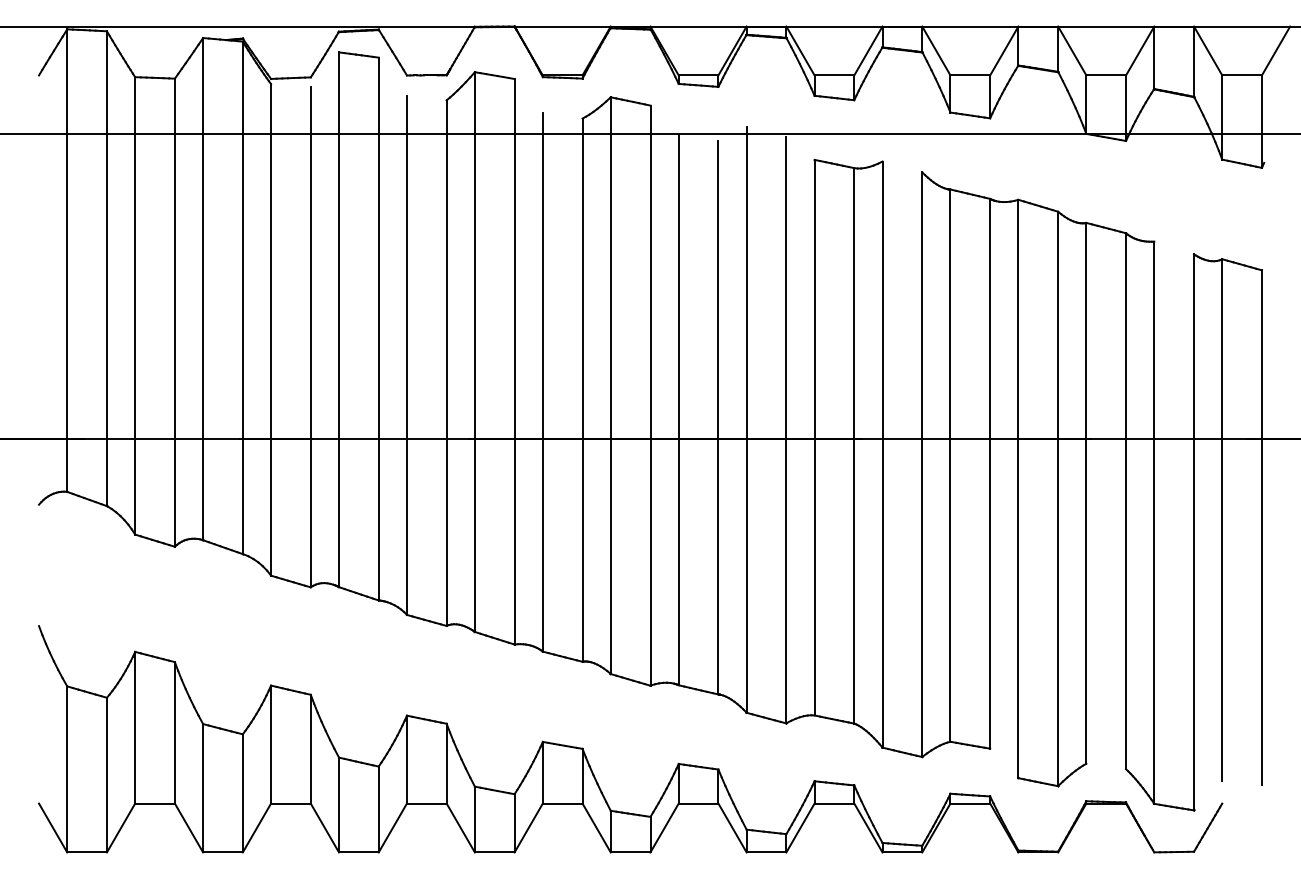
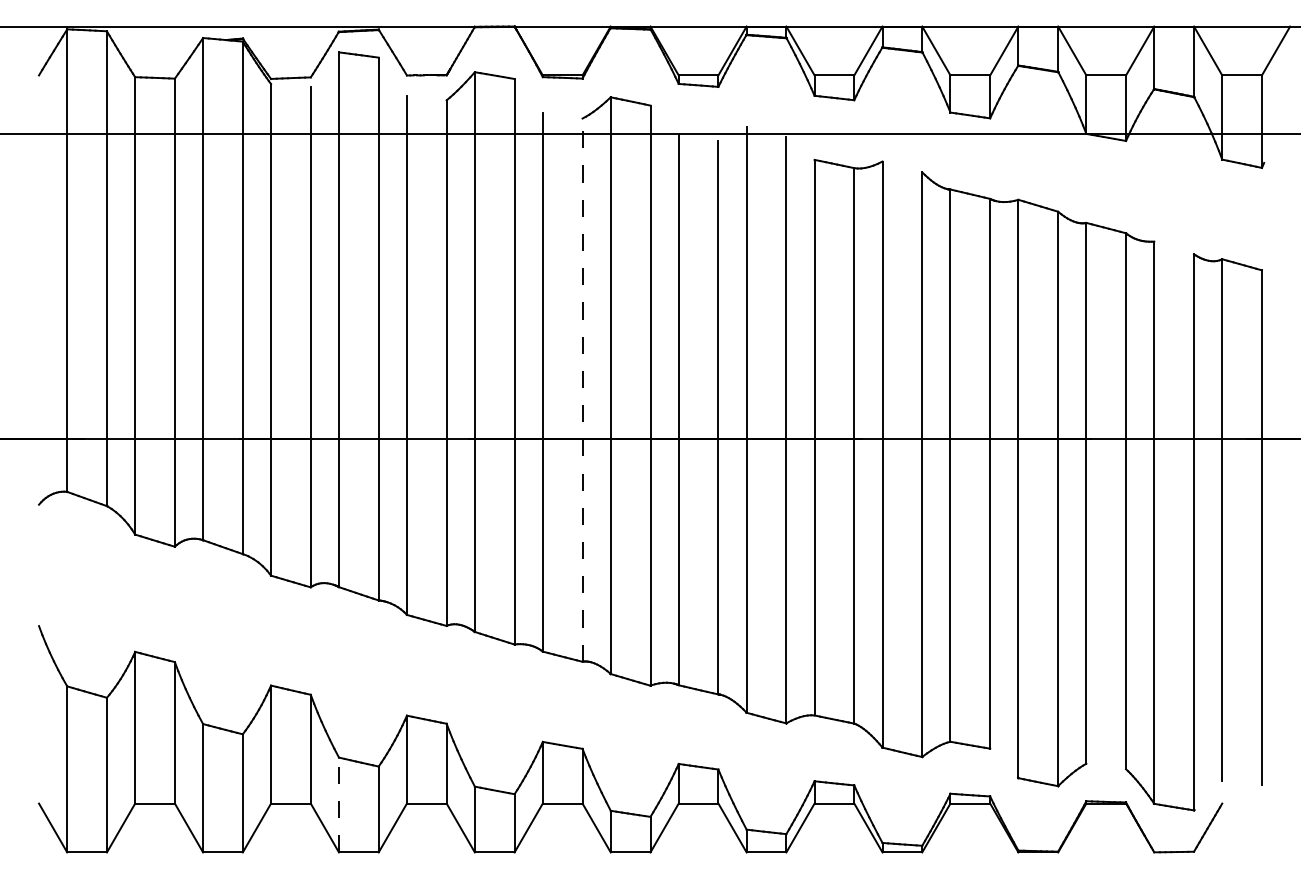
line: solid -> dashed (582, 390)
line: solid -> dashed (338, 804)
